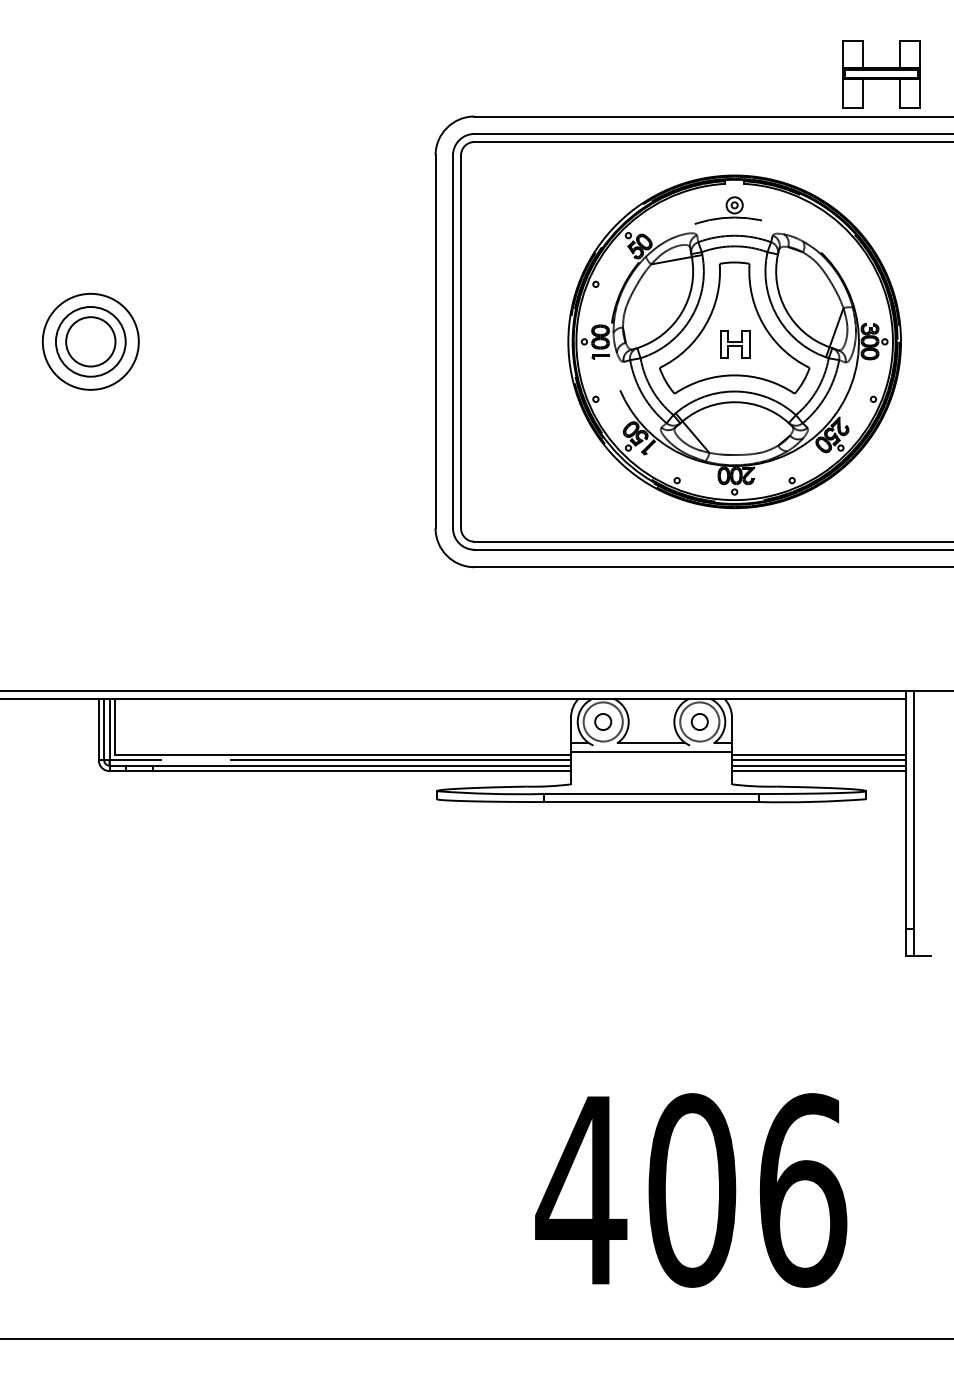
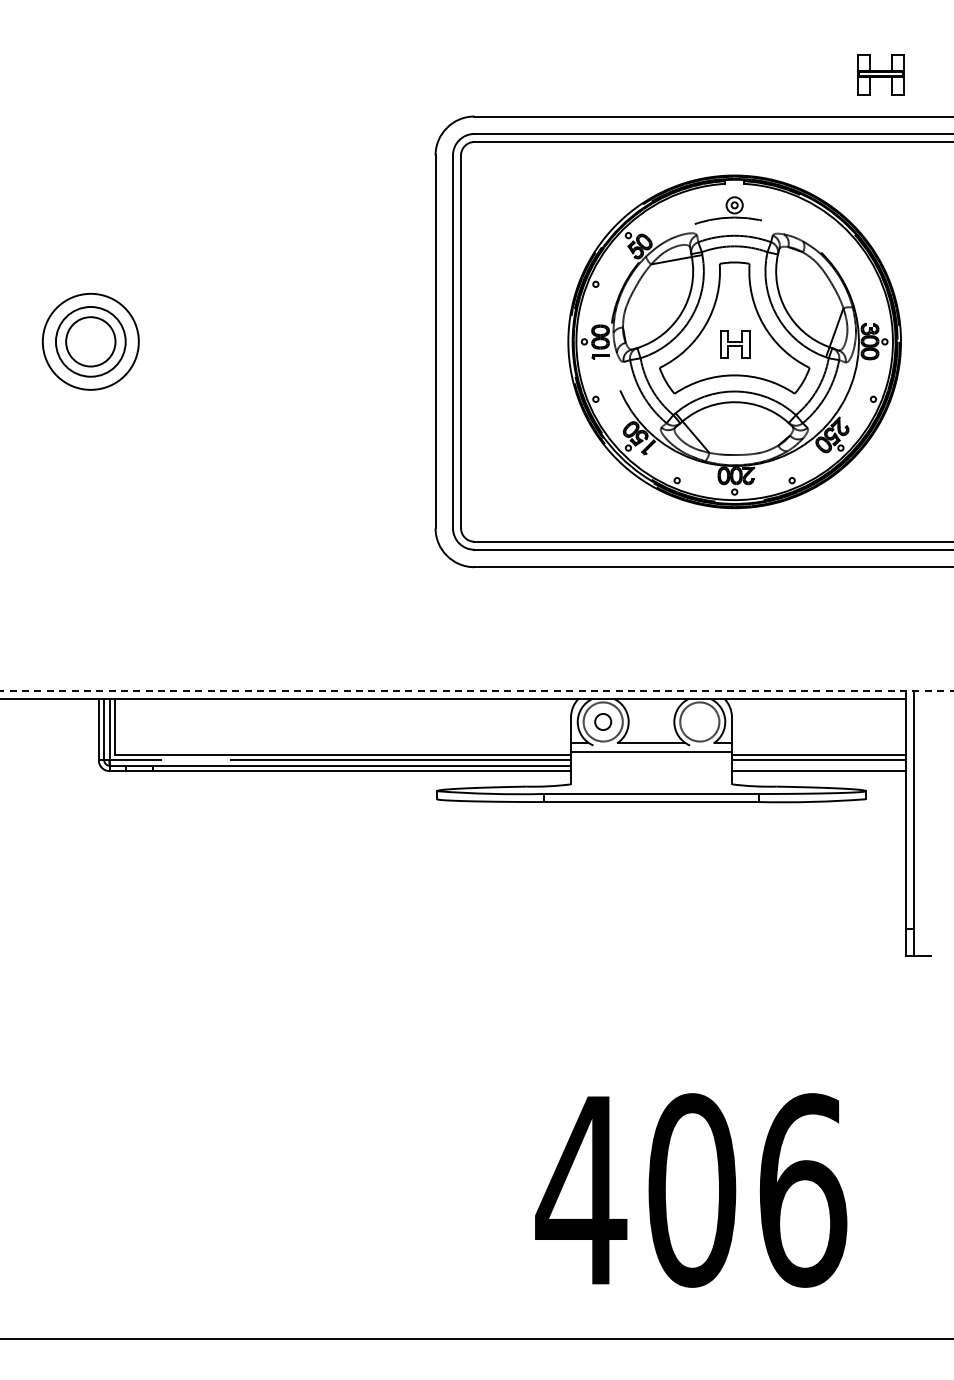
part size: 79x69 px -> 48x42 px (880, 74)
line: solid -> dashed (477, 690)
circle: present -> none (699, 721)
line: present -> none (819, 765)
